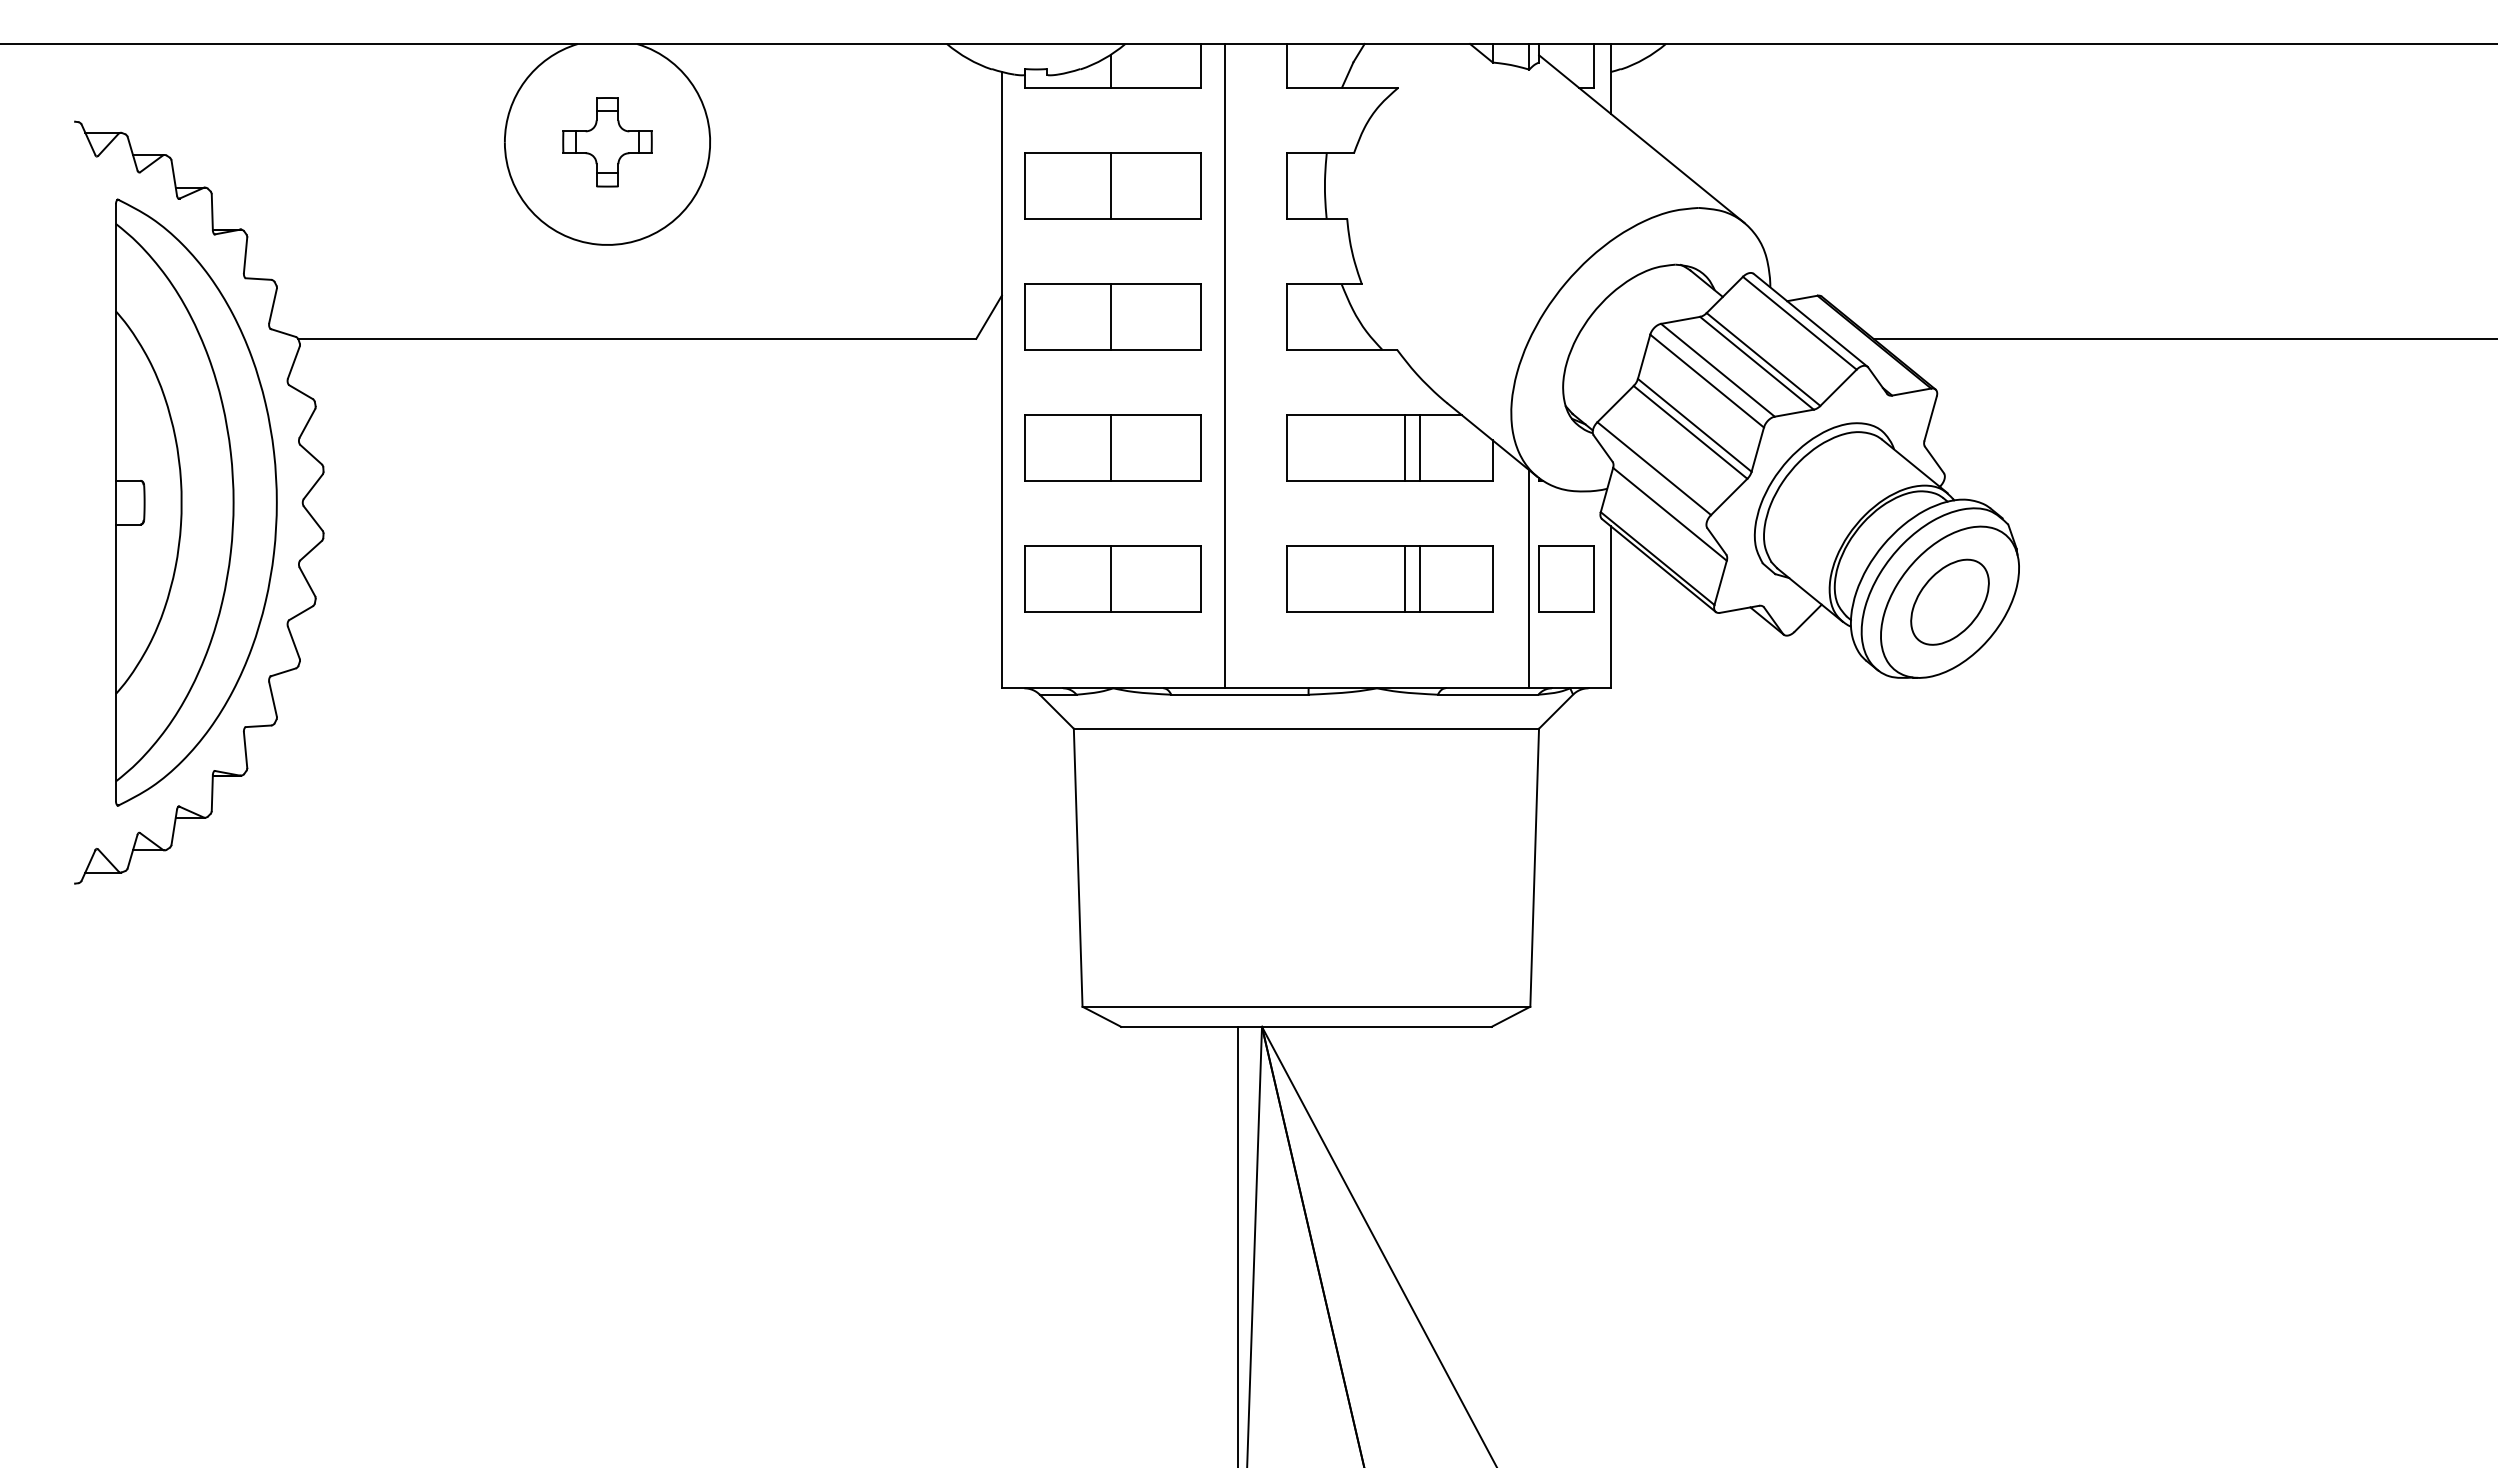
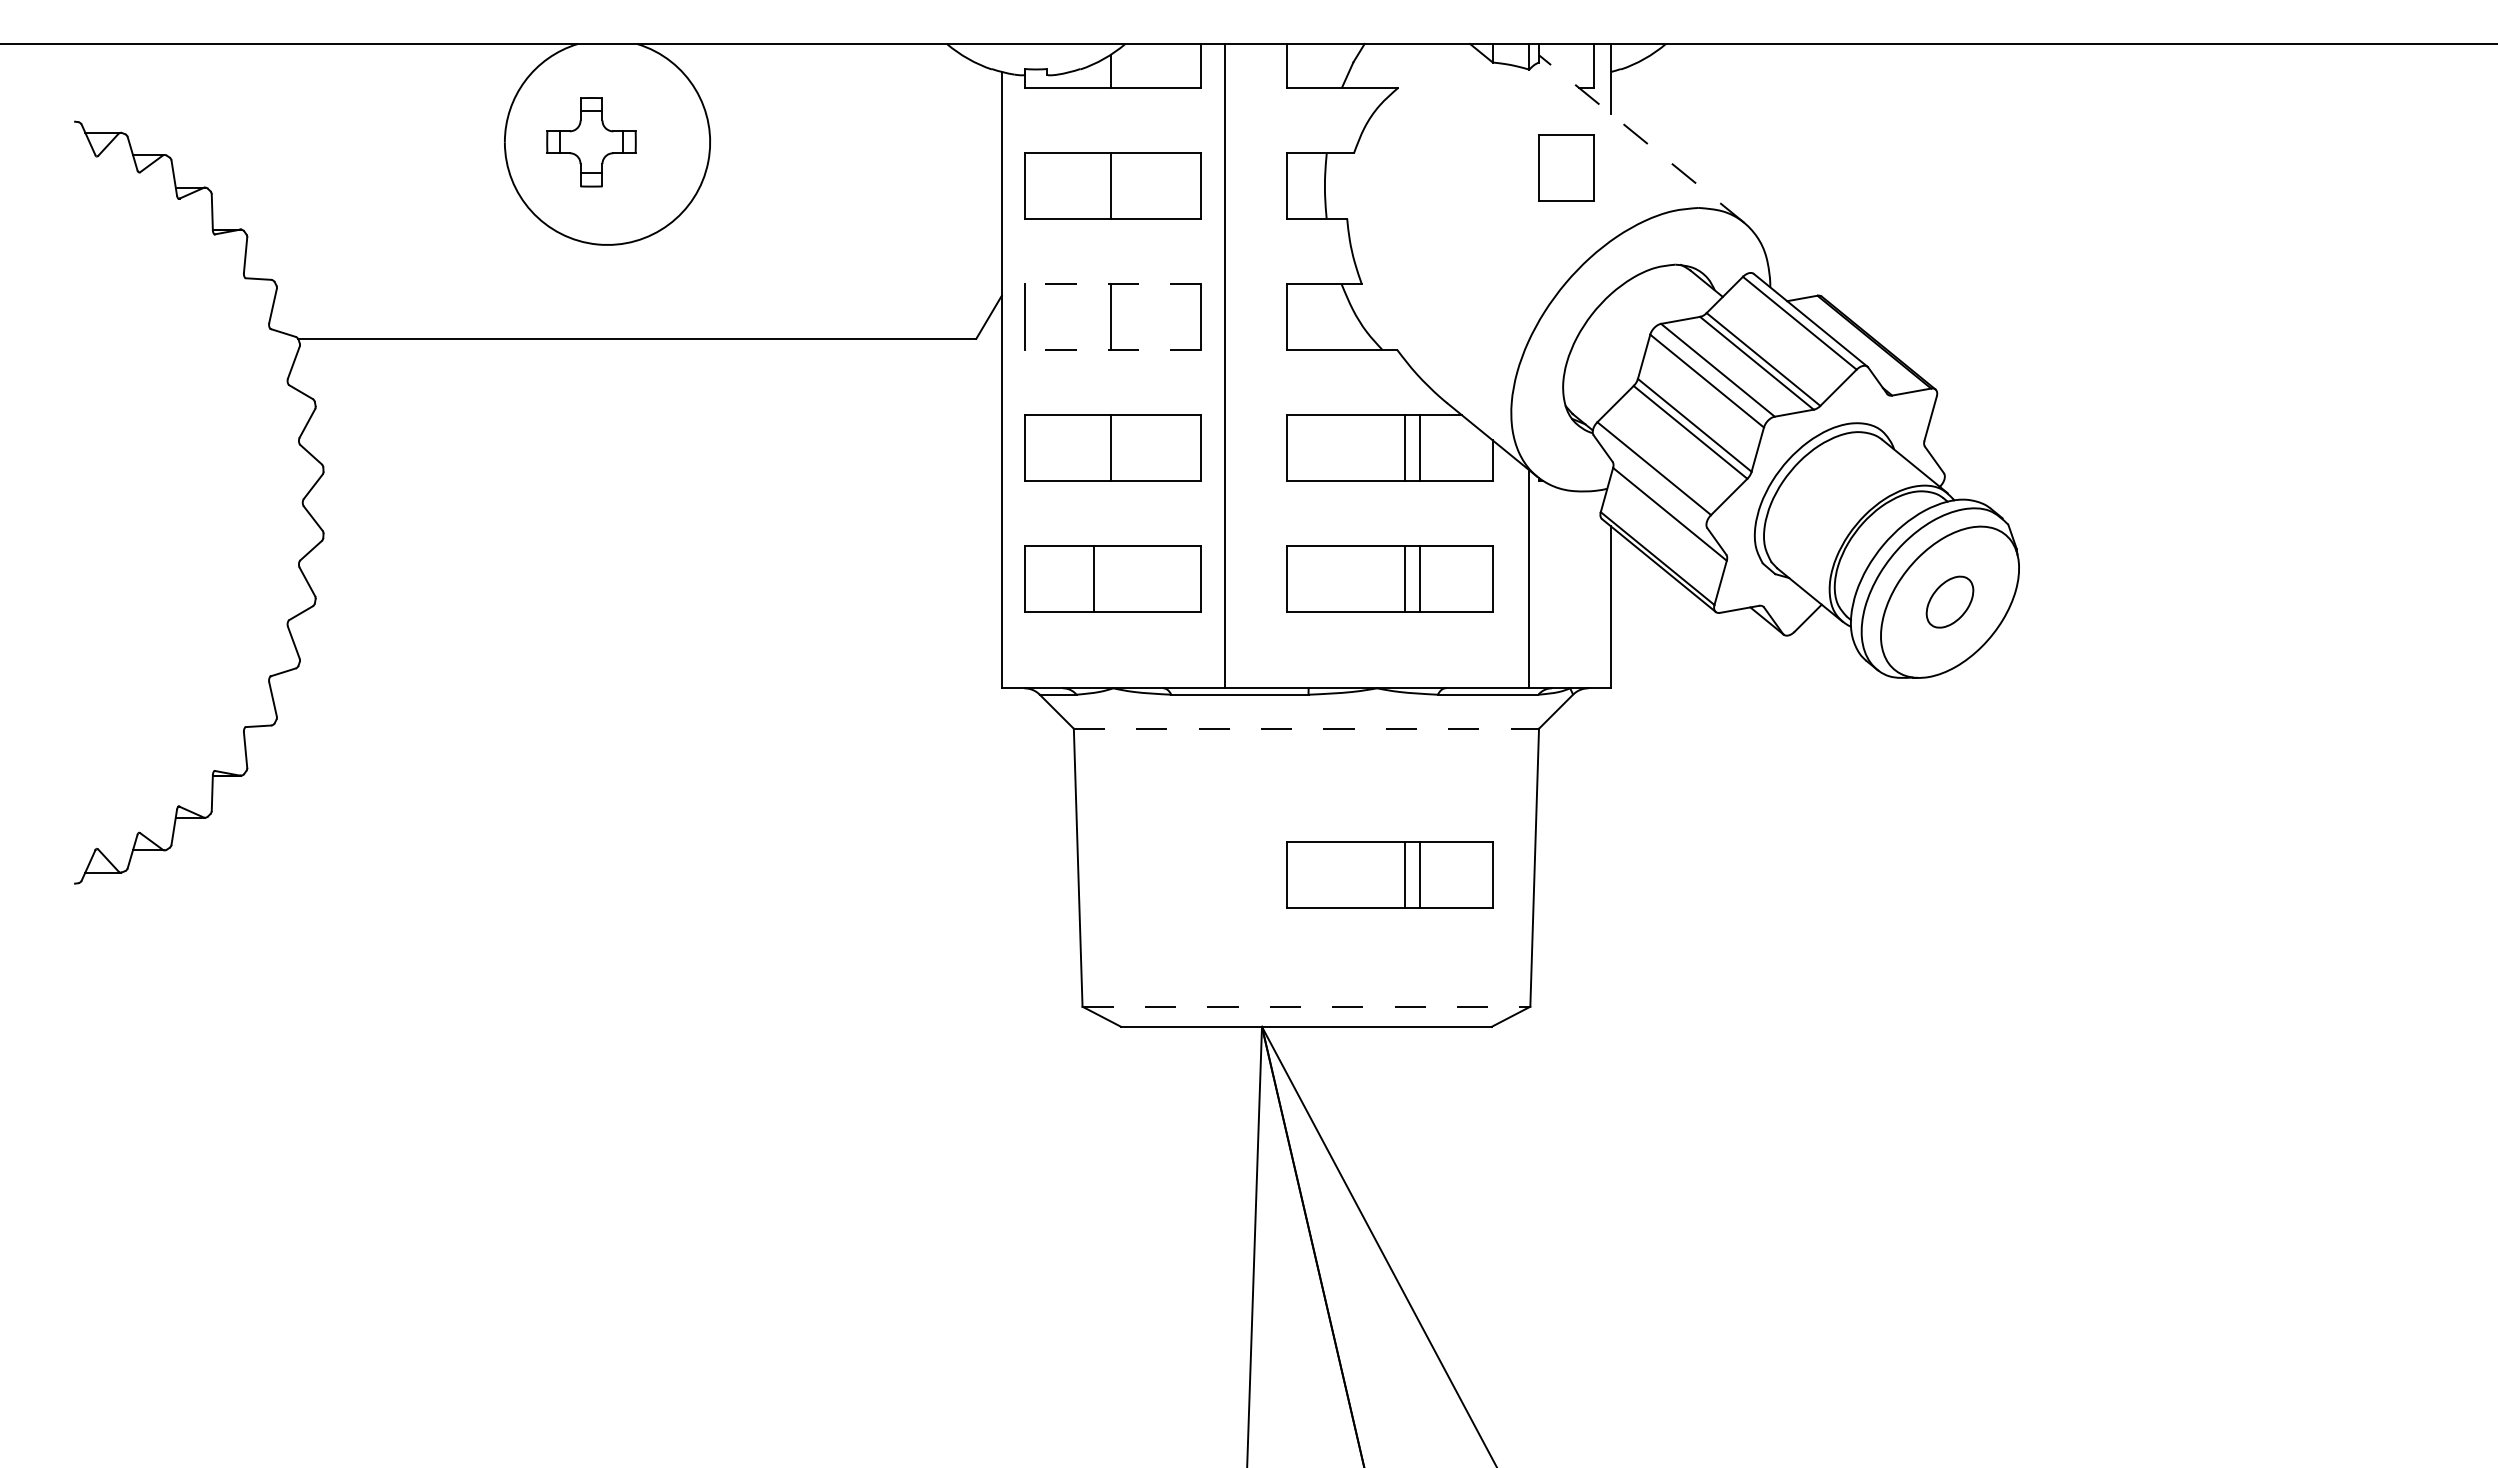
line: solid -> dashed (1641, 139)
part position: (607, 142) -> (591, 142) (591, 142)
line: solid -> dashed (1112, 284)
line: present -> none (2183, 338)
line: solid -> dashed (1112, 349)
part: present -> none (196, 502)
line position: (1110, 578) -> (1093, 578) (1093, 578)
part position: (1566, 578) -> (1566, 167) (1566, 167)
part size: 80x88 px -> 50x54 px (1949, 601)
line: solid -> dashed (1306, 728)
part: none -> present (1389, 874)
line: solid -> dashed (1306, 1006)
line: present -> none (1237, 1245)
